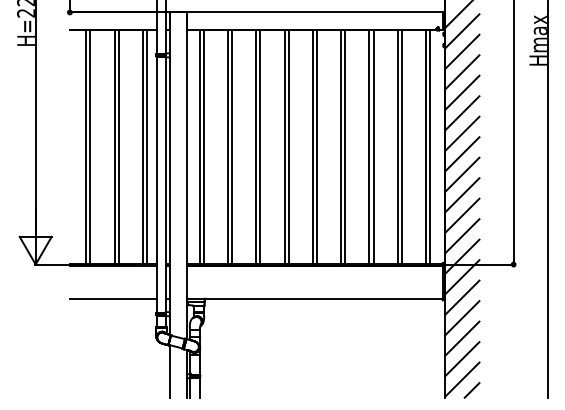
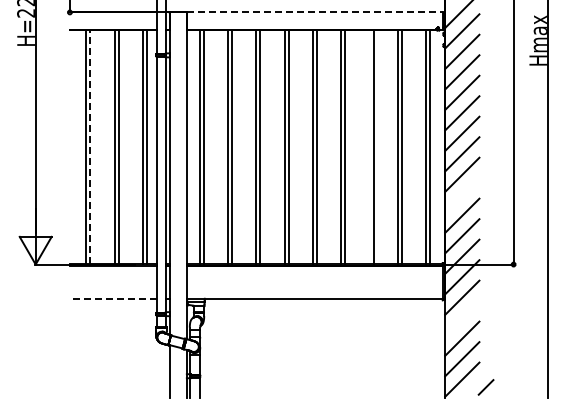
line: solid -> dashed (315, 12)
line: present -> none (369, 146)
line: solid -> dashed (90, 147)
line: present -> none (462, 195)
line: solid -> dashed (112, 298)
line: present -> none (462, 318)
line position: (471, 390) -> (485, 387) (485, 387)
